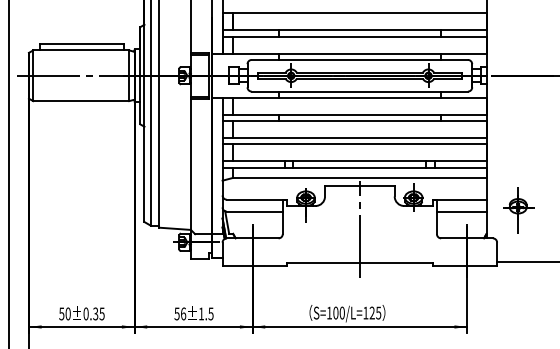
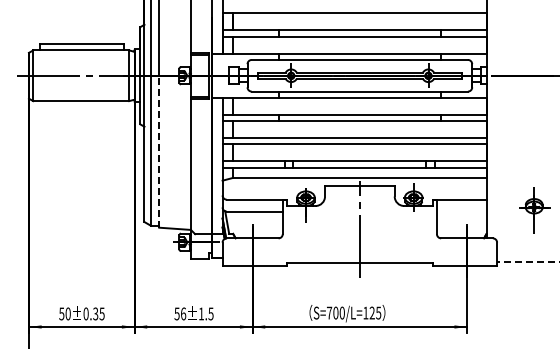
line: solid -> dashed (159, 151)
line: present -> none (8, 173)
part position: (518, 210) -> (534, 210) (534, 210)
line: present -> none (461, 211)
line: solid -> dashed (528, 262)
text: S=100/L=125 -> S=700/L=125 (329, 312)
